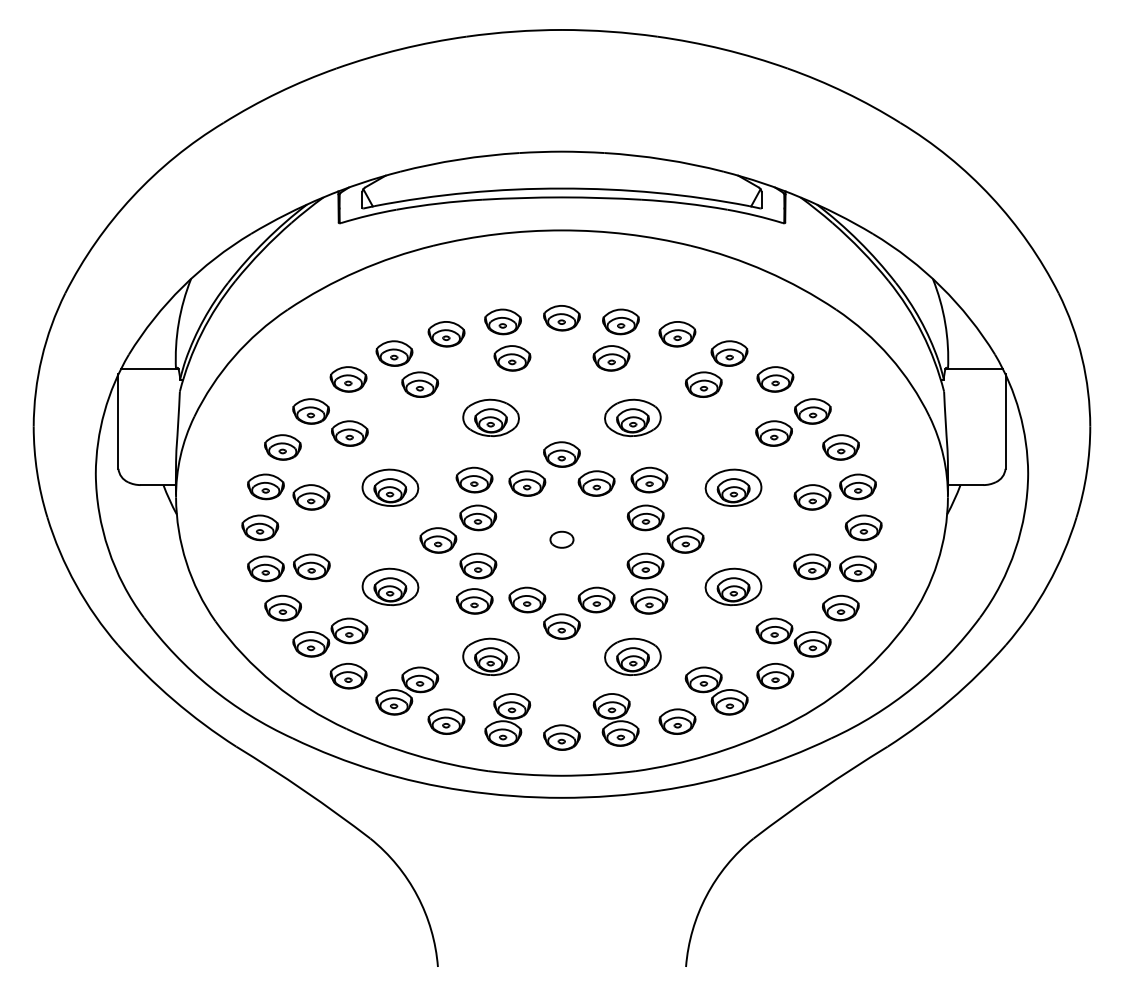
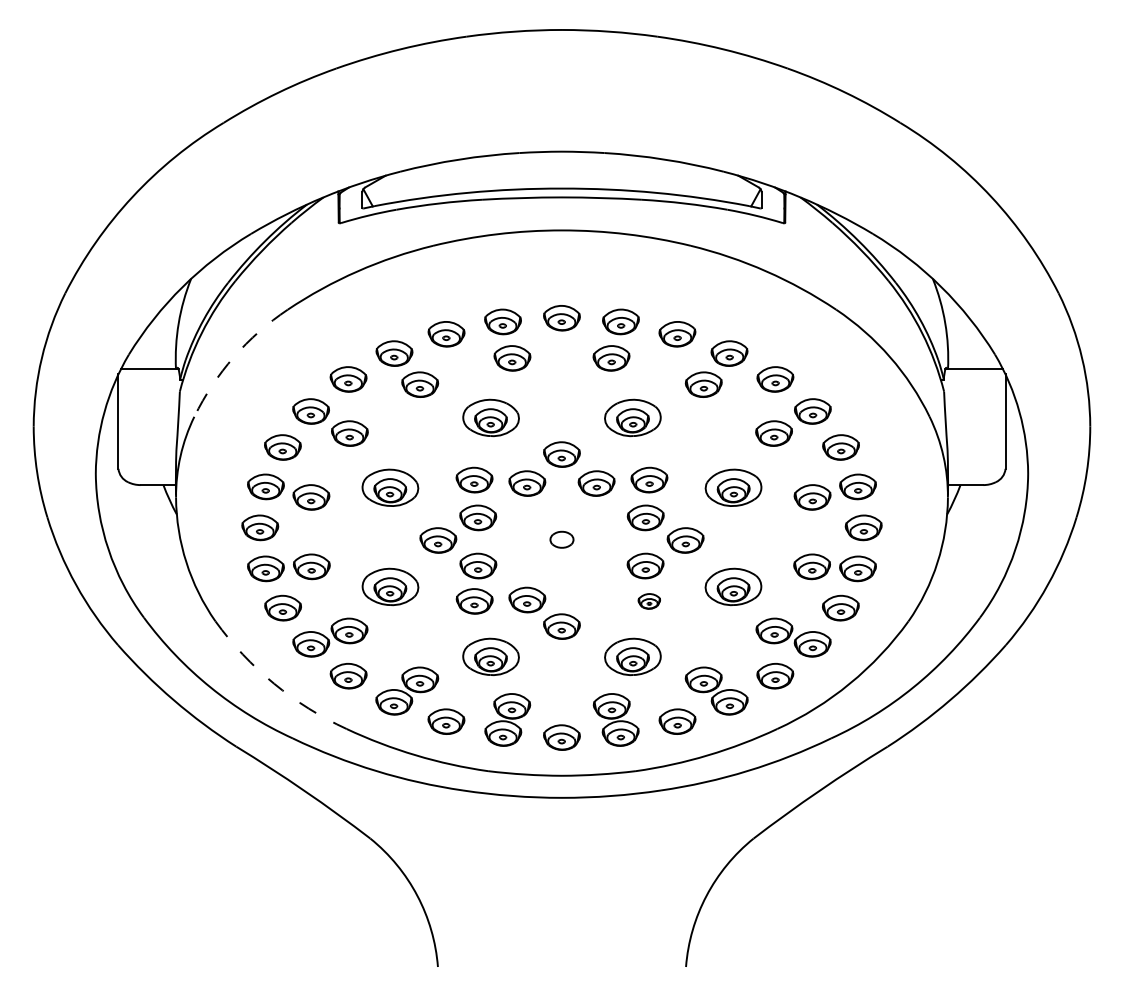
arc: solid -> dashed (233, 357)
part: present -> none (596, 599)
part size: 39x27 px -> 24x17 px (648, 601)
arc: solid -> dashed (274, 683)
